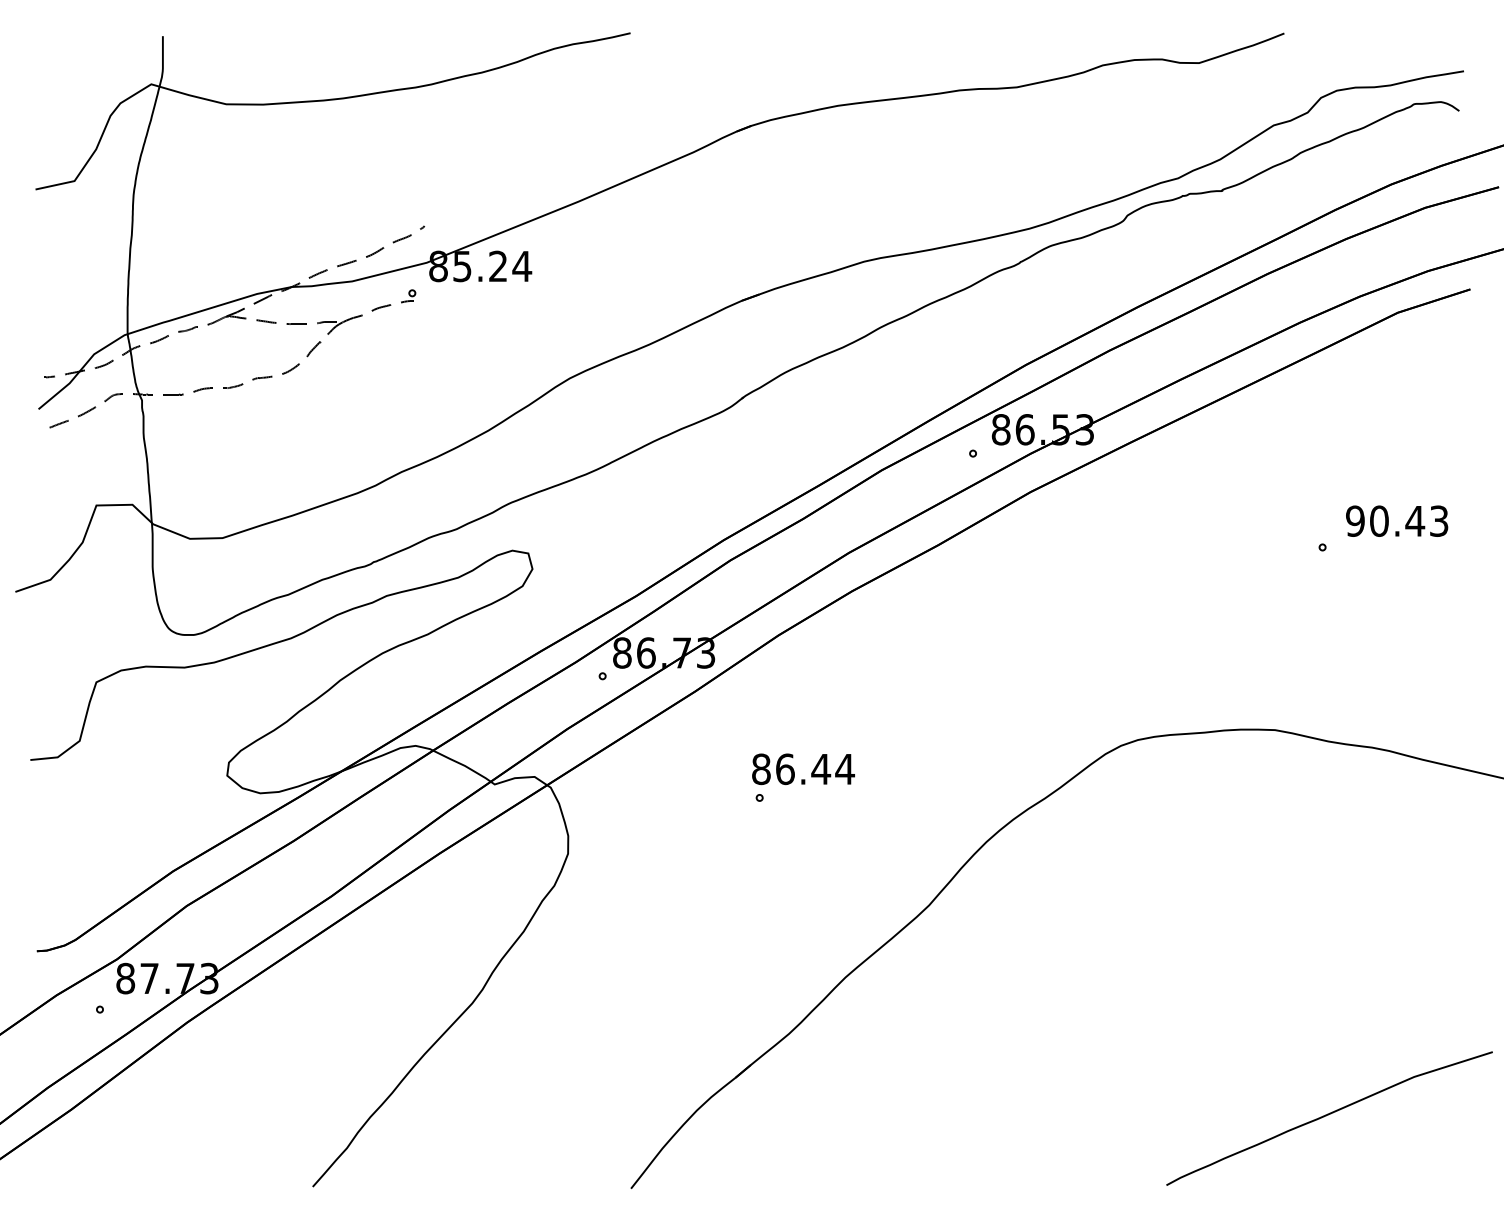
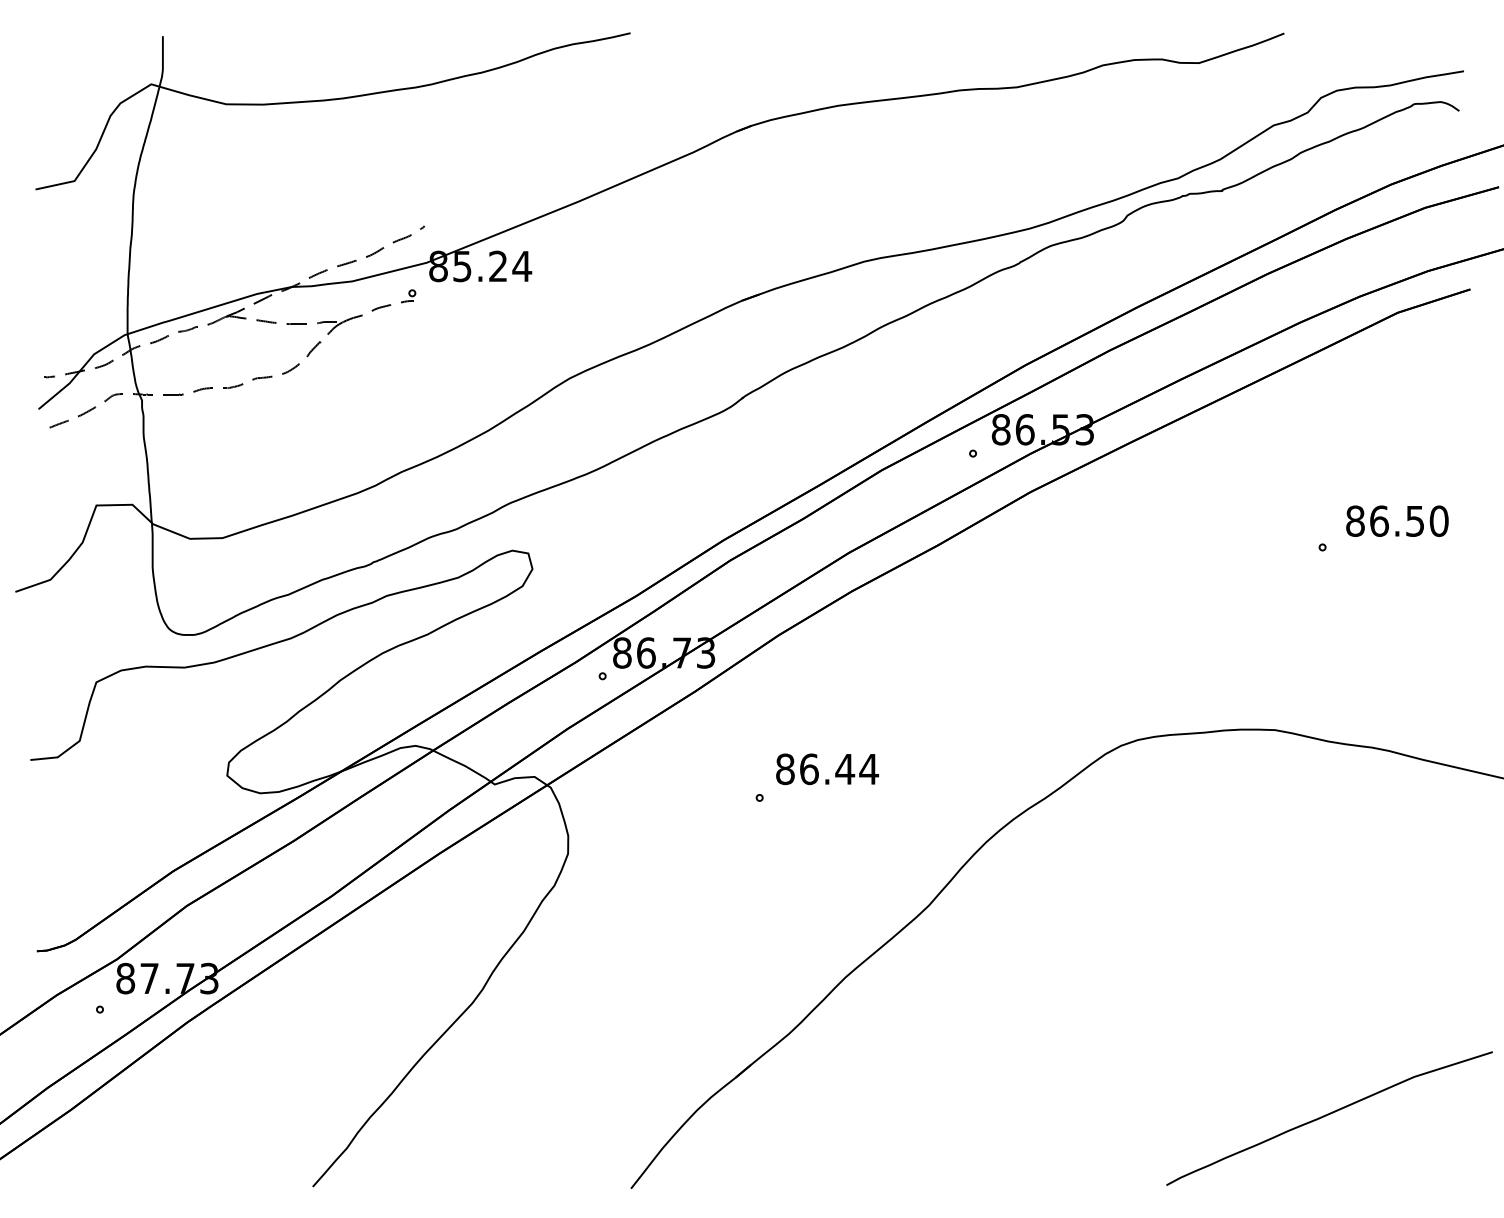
text: 90.43 -> 86.50 (1397, 520)
text position: (803, 769) -> (827, 769) (827, 769)
